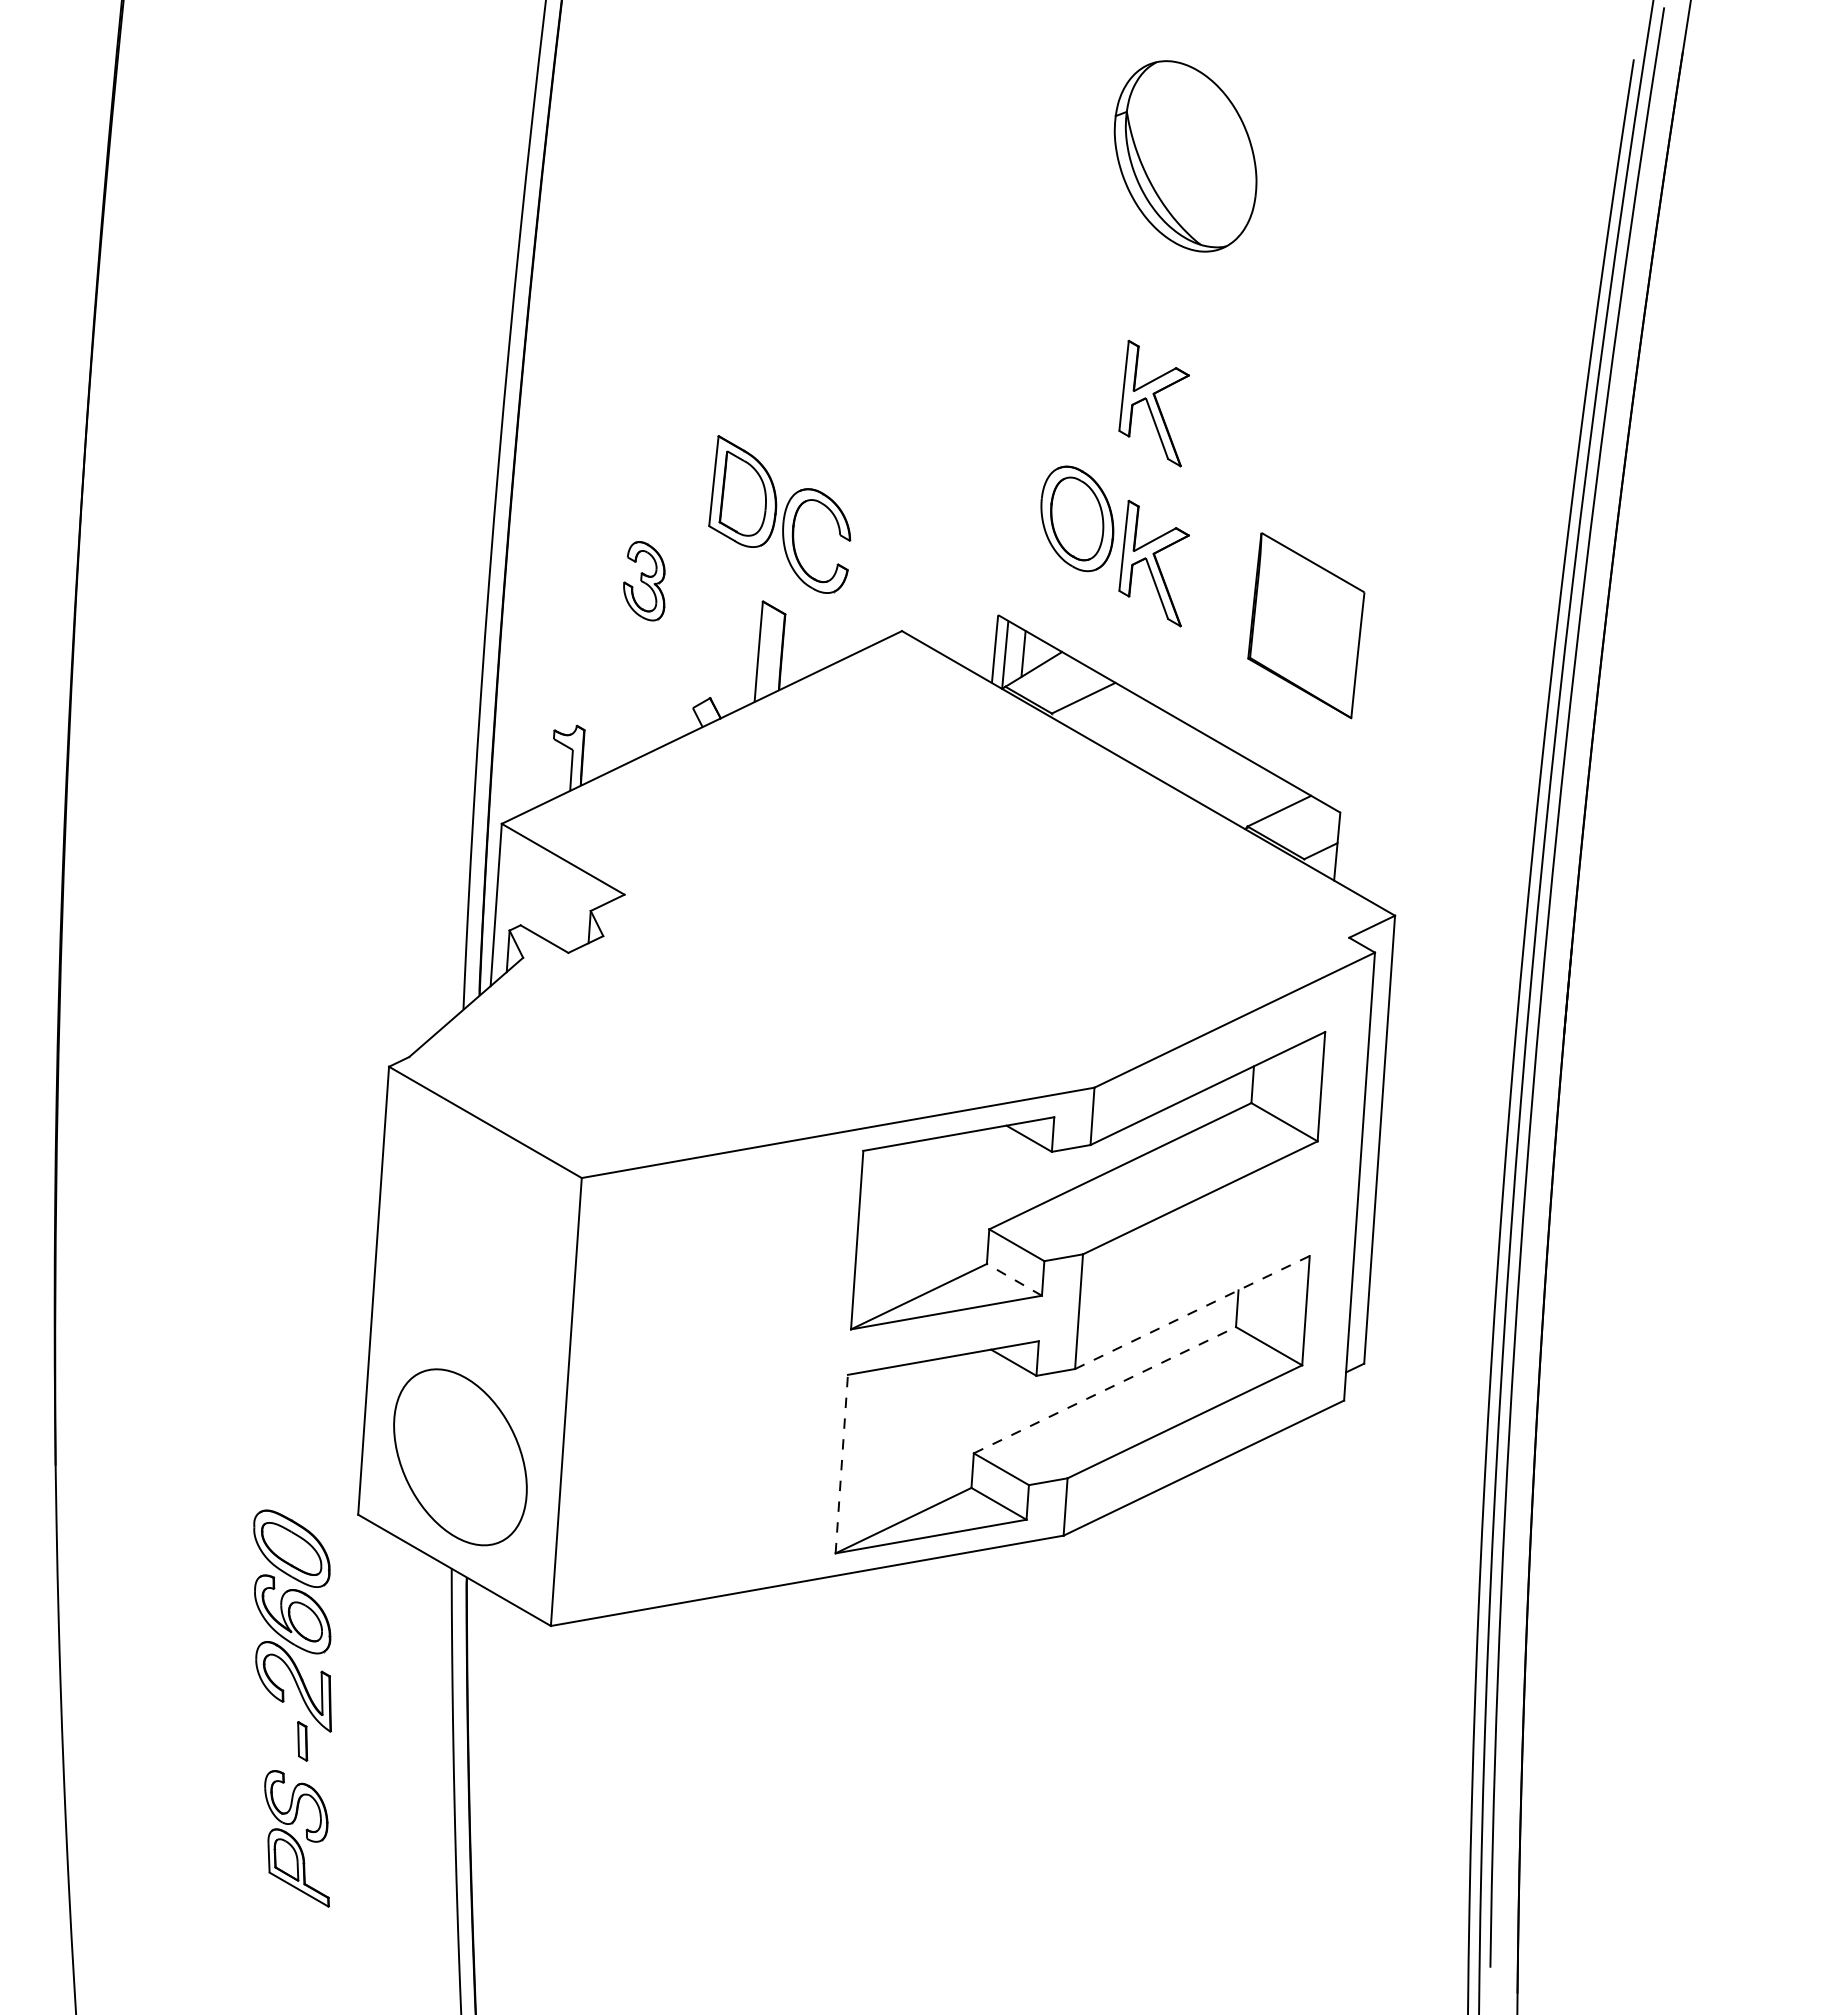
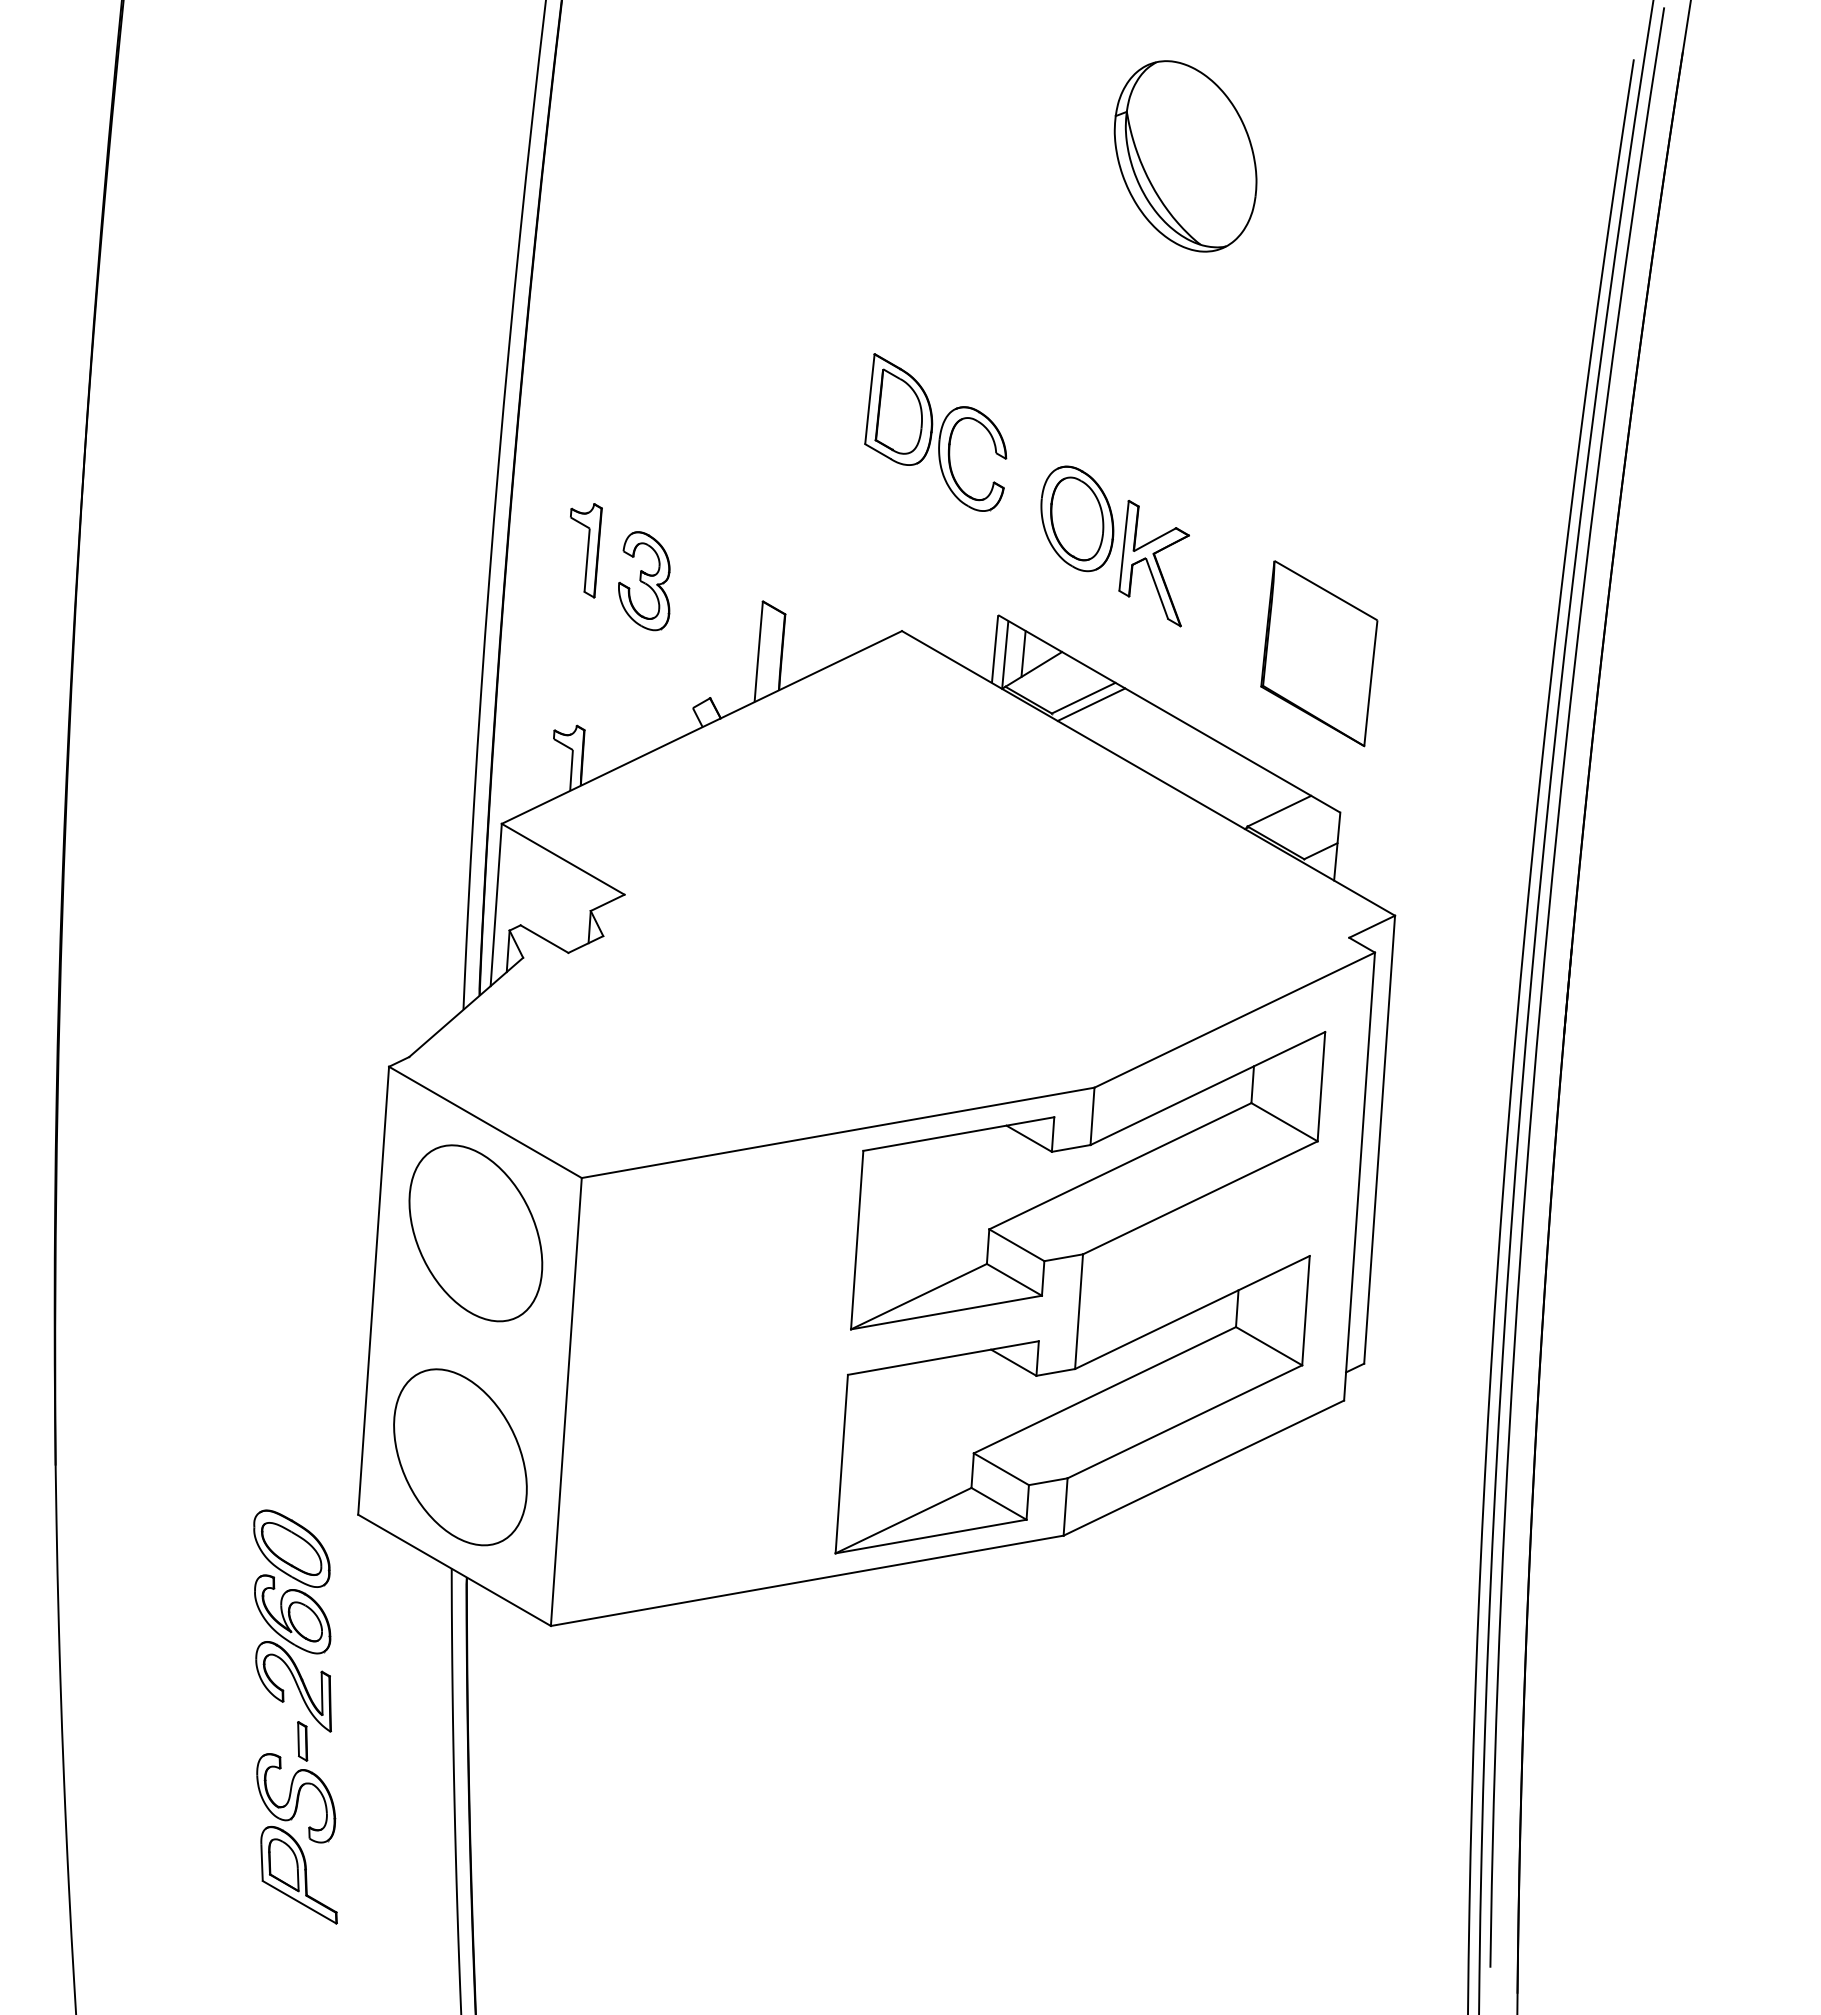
part: present -> none (1153, 403)
part position: (779, 514) -> (935, 432) (935, 432)
part: none -> present (586, 550)
part size: 43x81 px -> 53x101 px (644, 581)
part position: (1306, 625) -> (1319, 653) (1319, 653)
line: none -> present (1091, 704)
part: none -> present (475, 1233)
line: dashed -> solid (1014, 1279)
line: dashed -> solid (1192, 1312)
line: dashed -> solid (1105, 1390)
line: dashed -> solid (841, 1463)
part size: 66x138 px -> 82x172 px (296, 1838)
